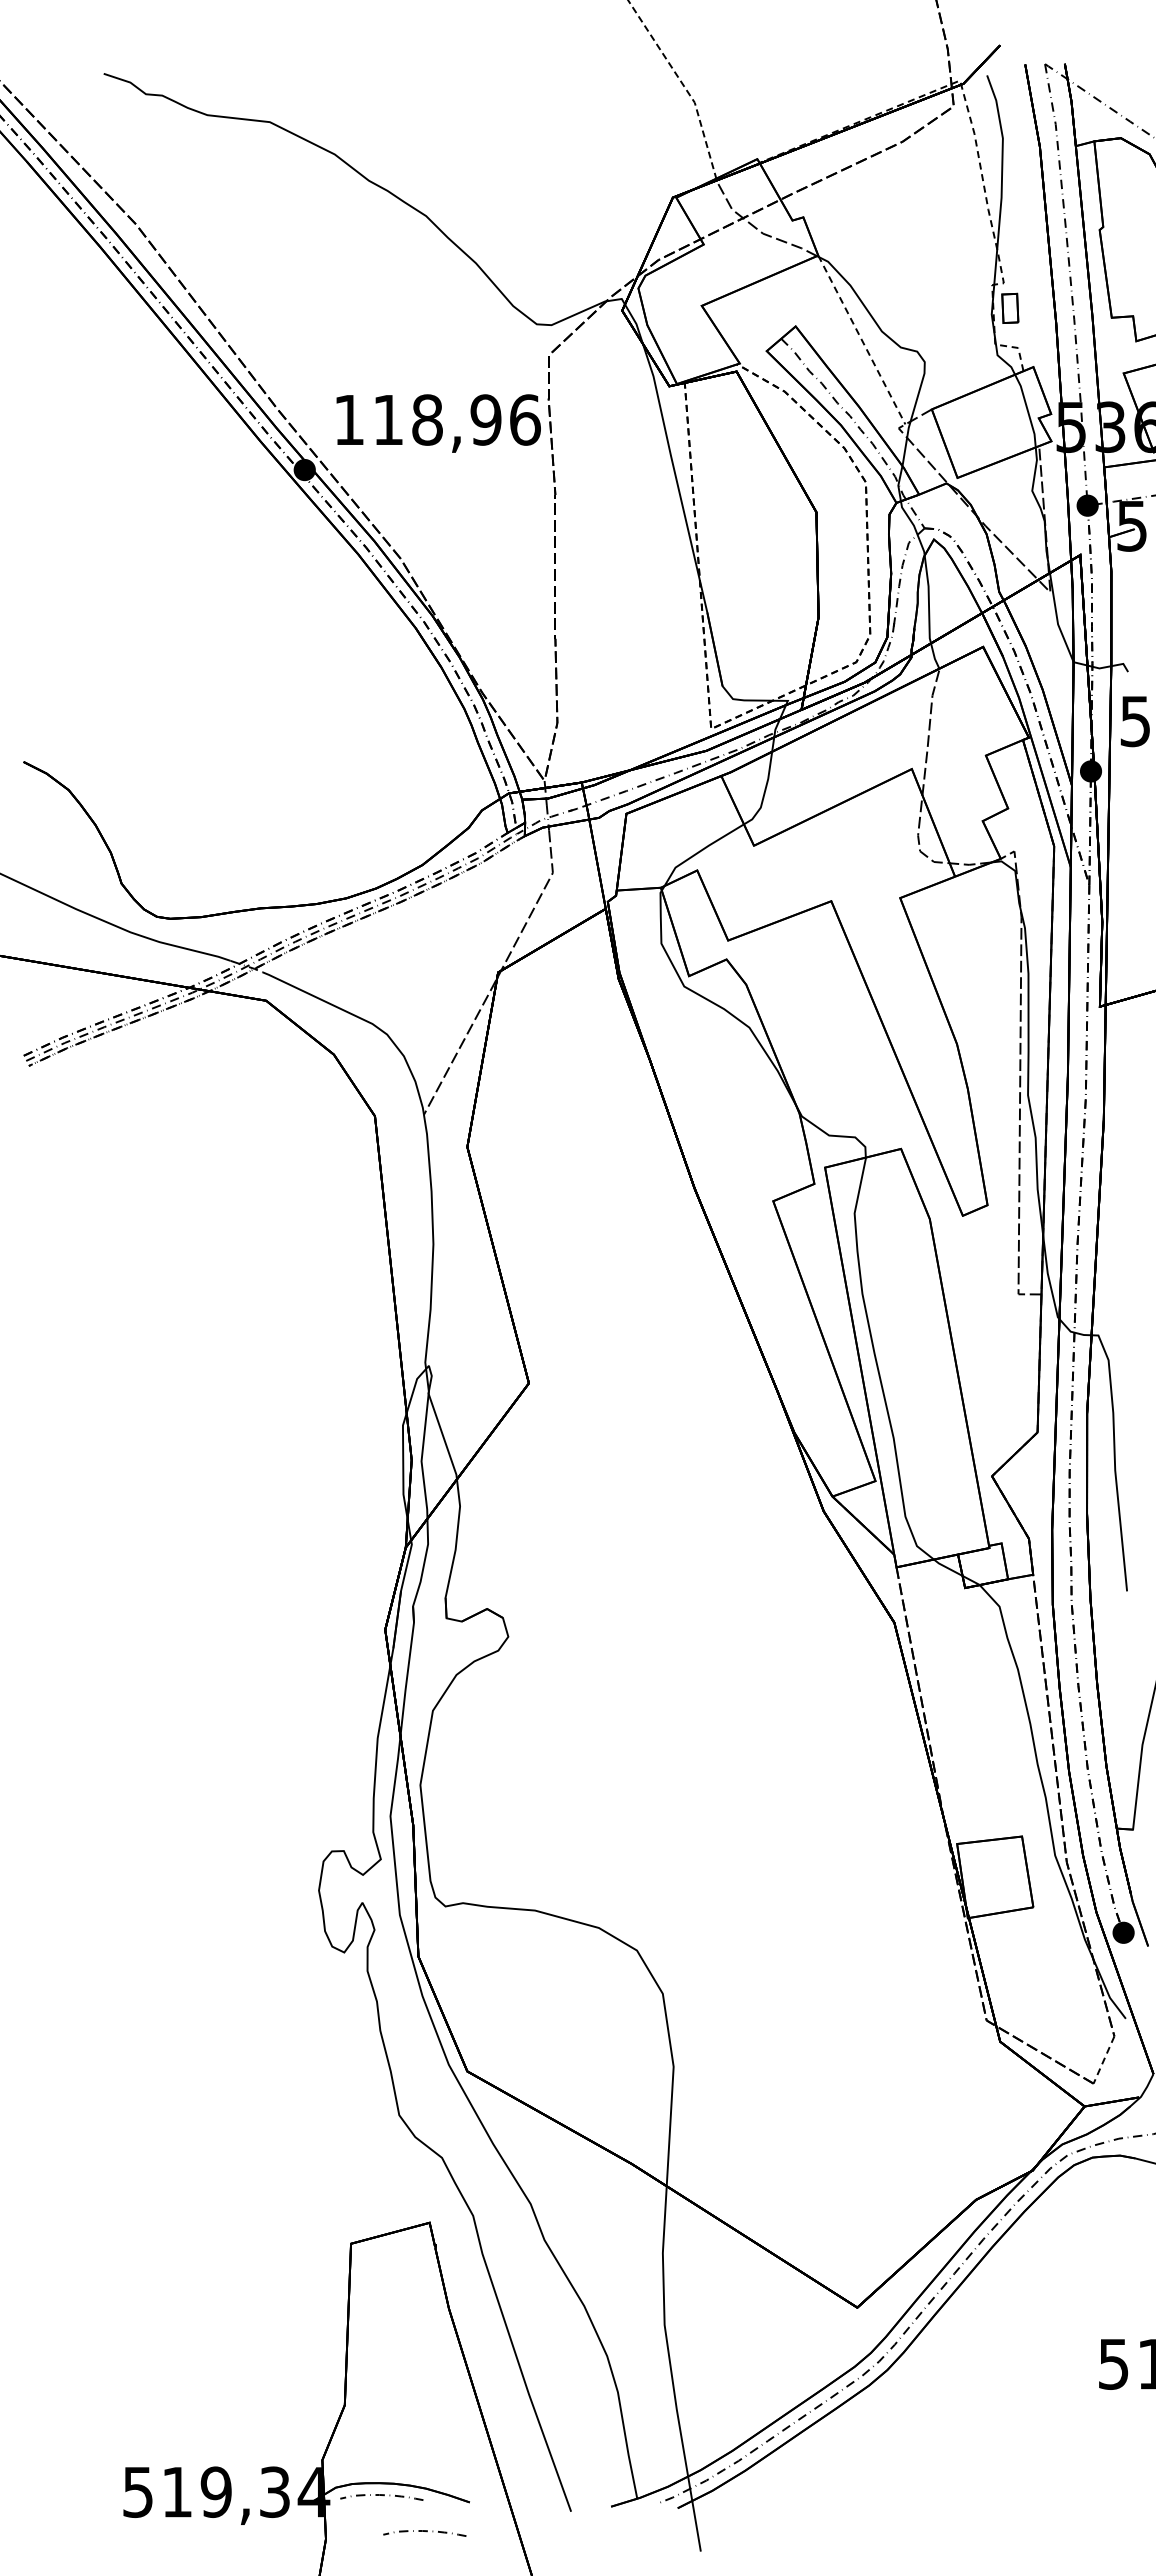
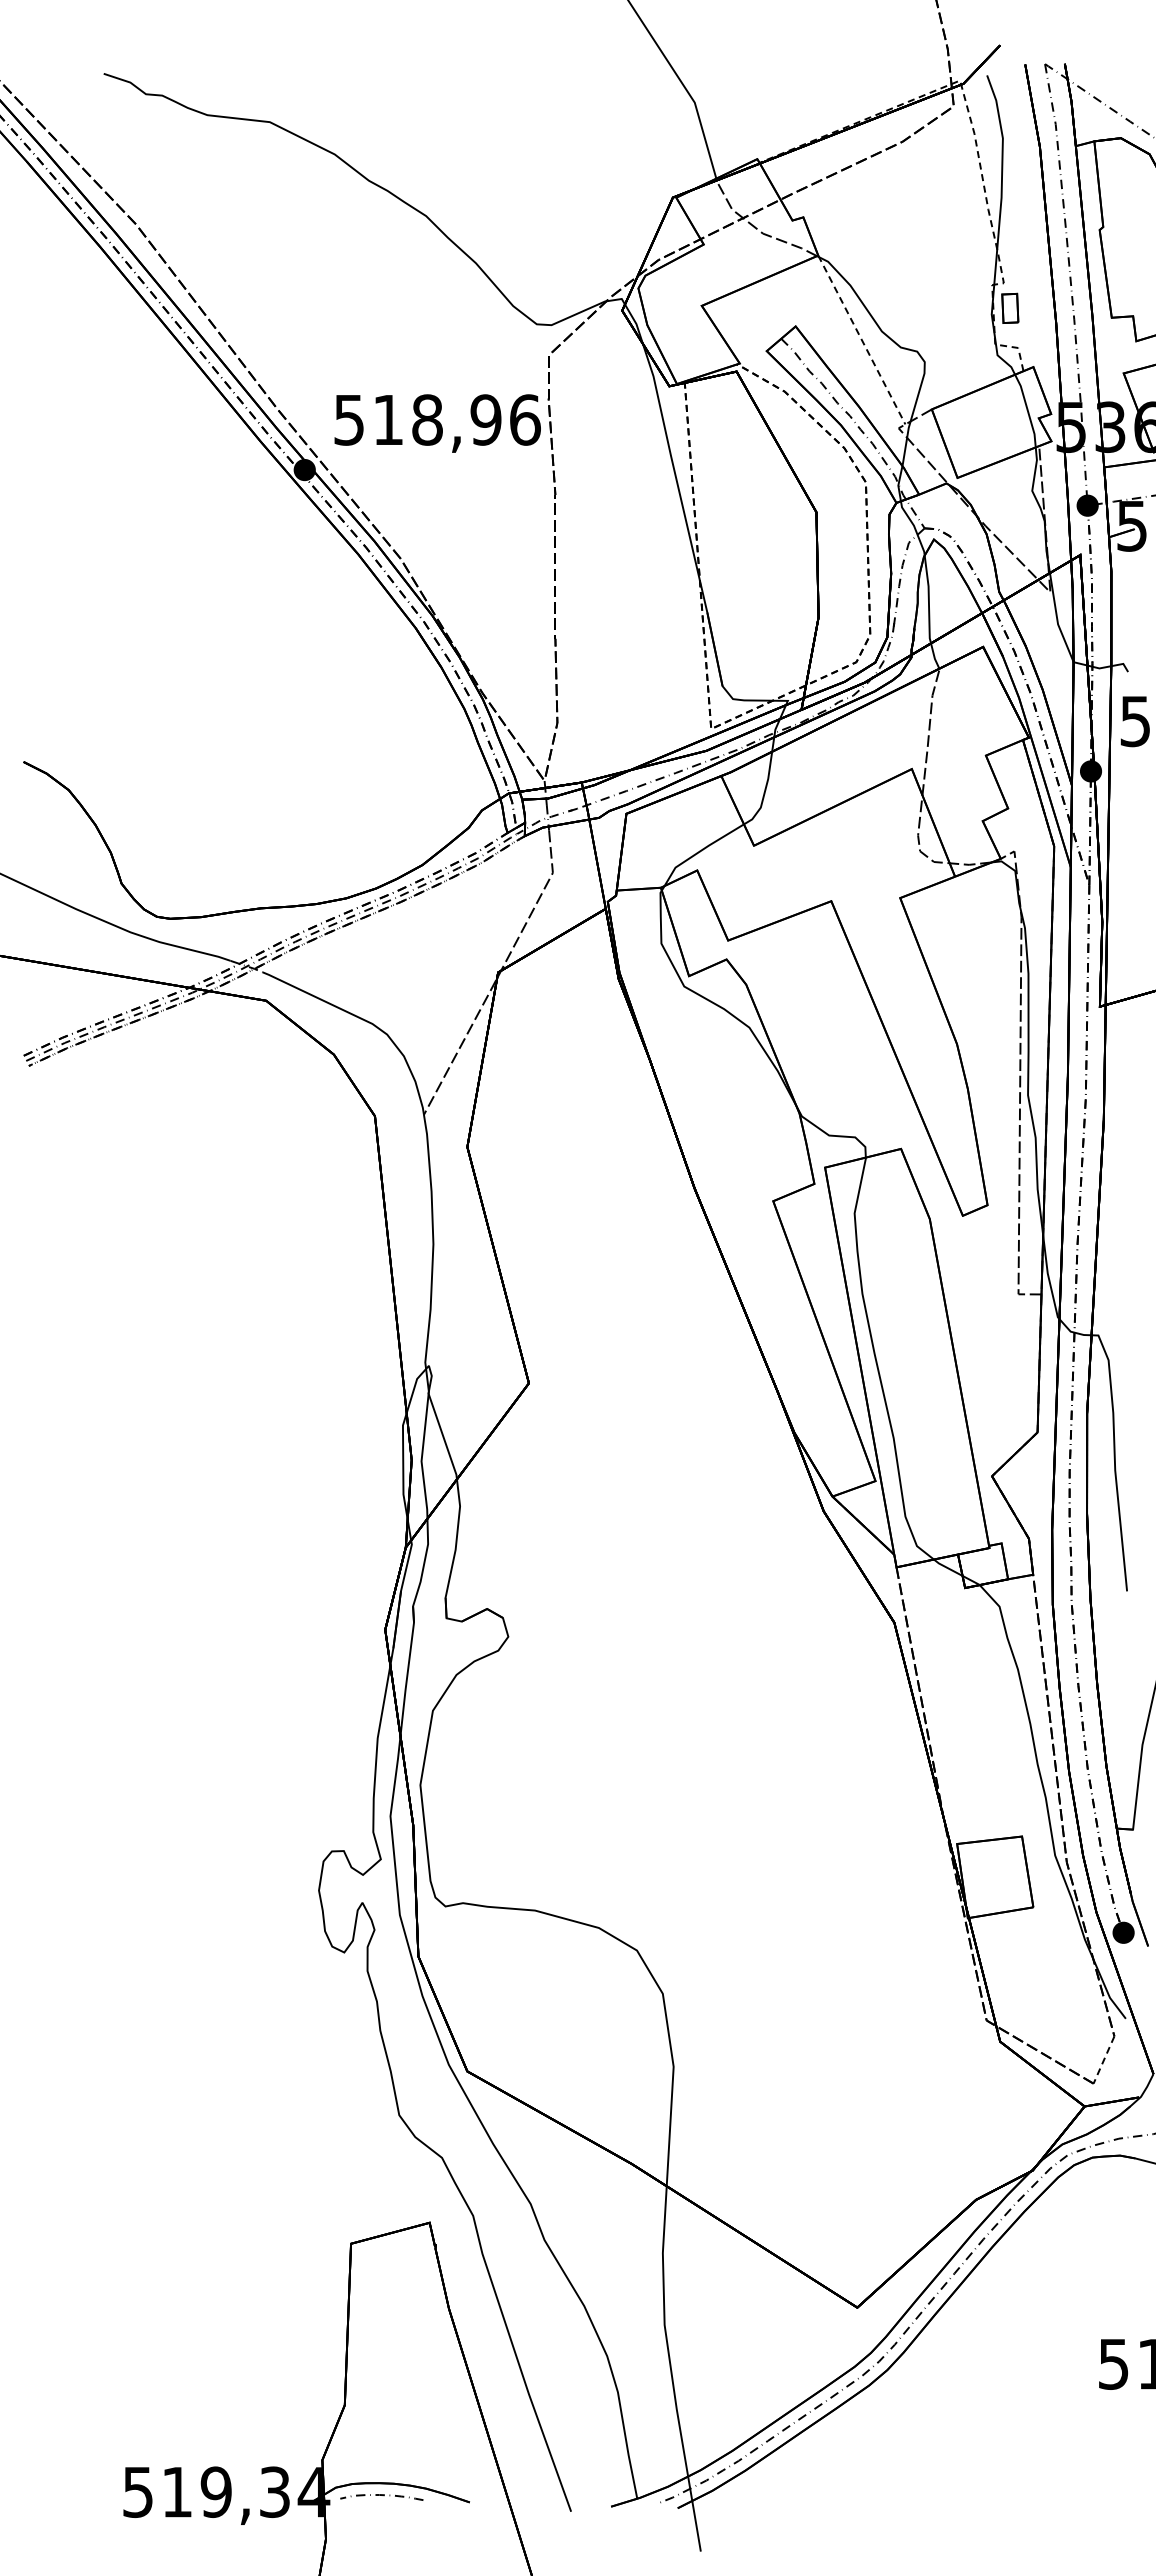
line: dashed -> solid (683, 85)
text: 118,96 -> 518,96 (348, 420)
curve: present -> none (424, 2531)
